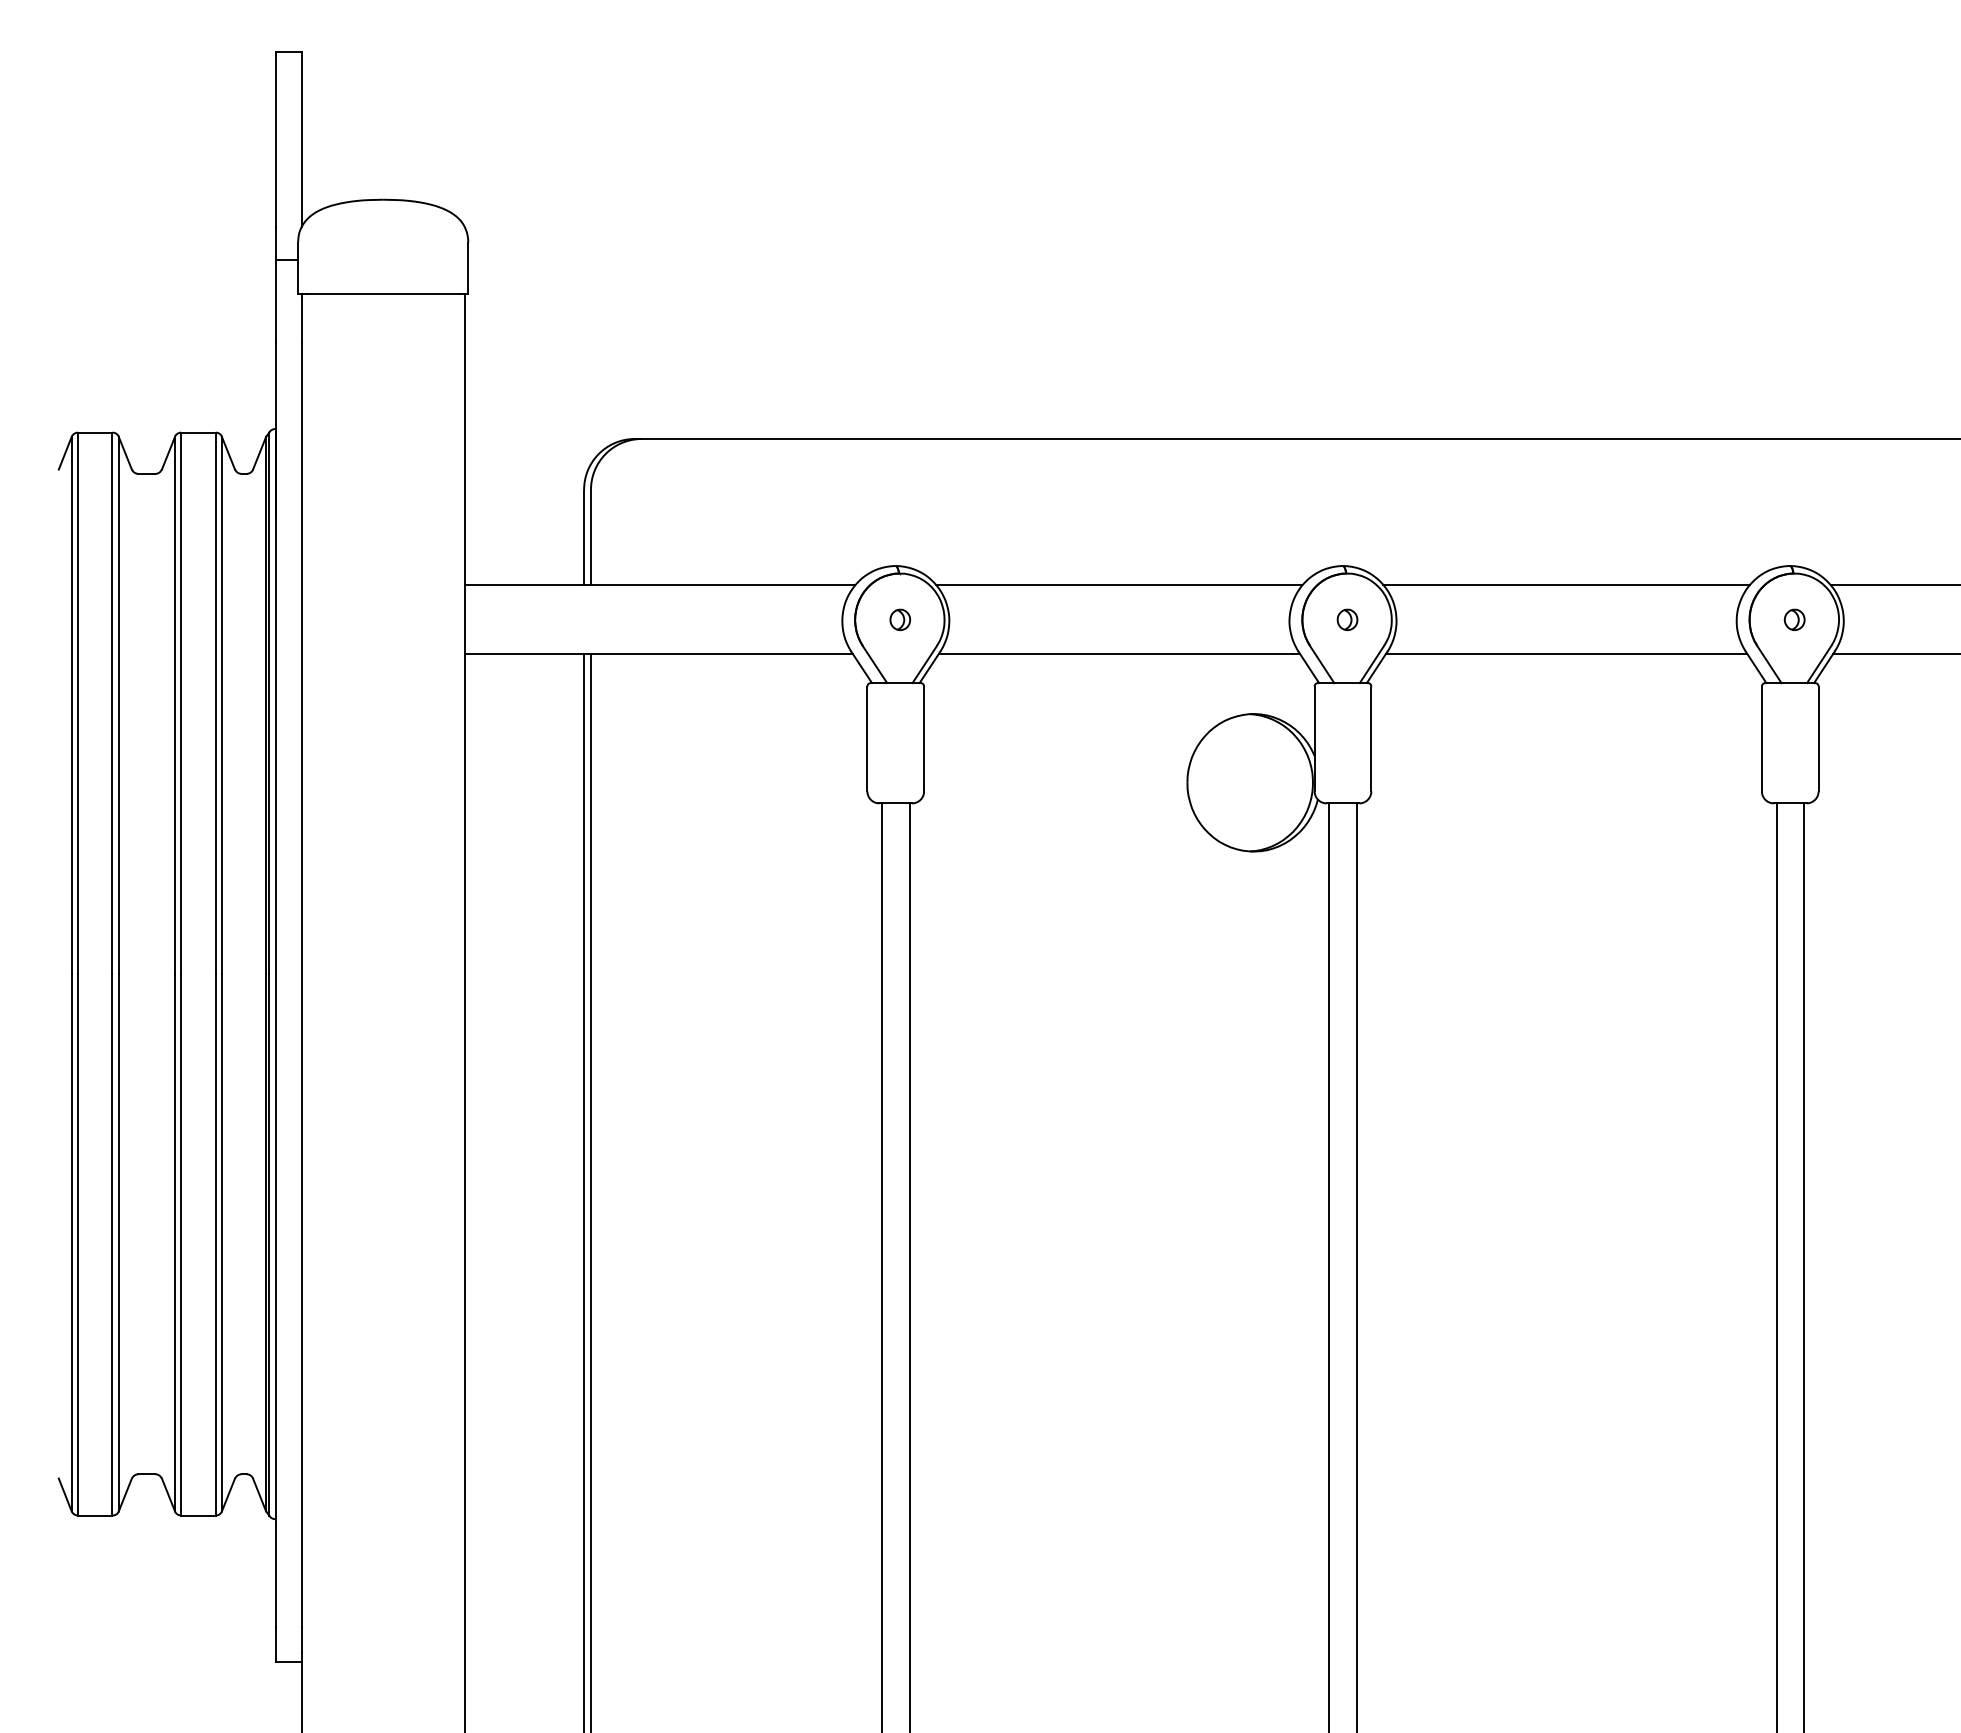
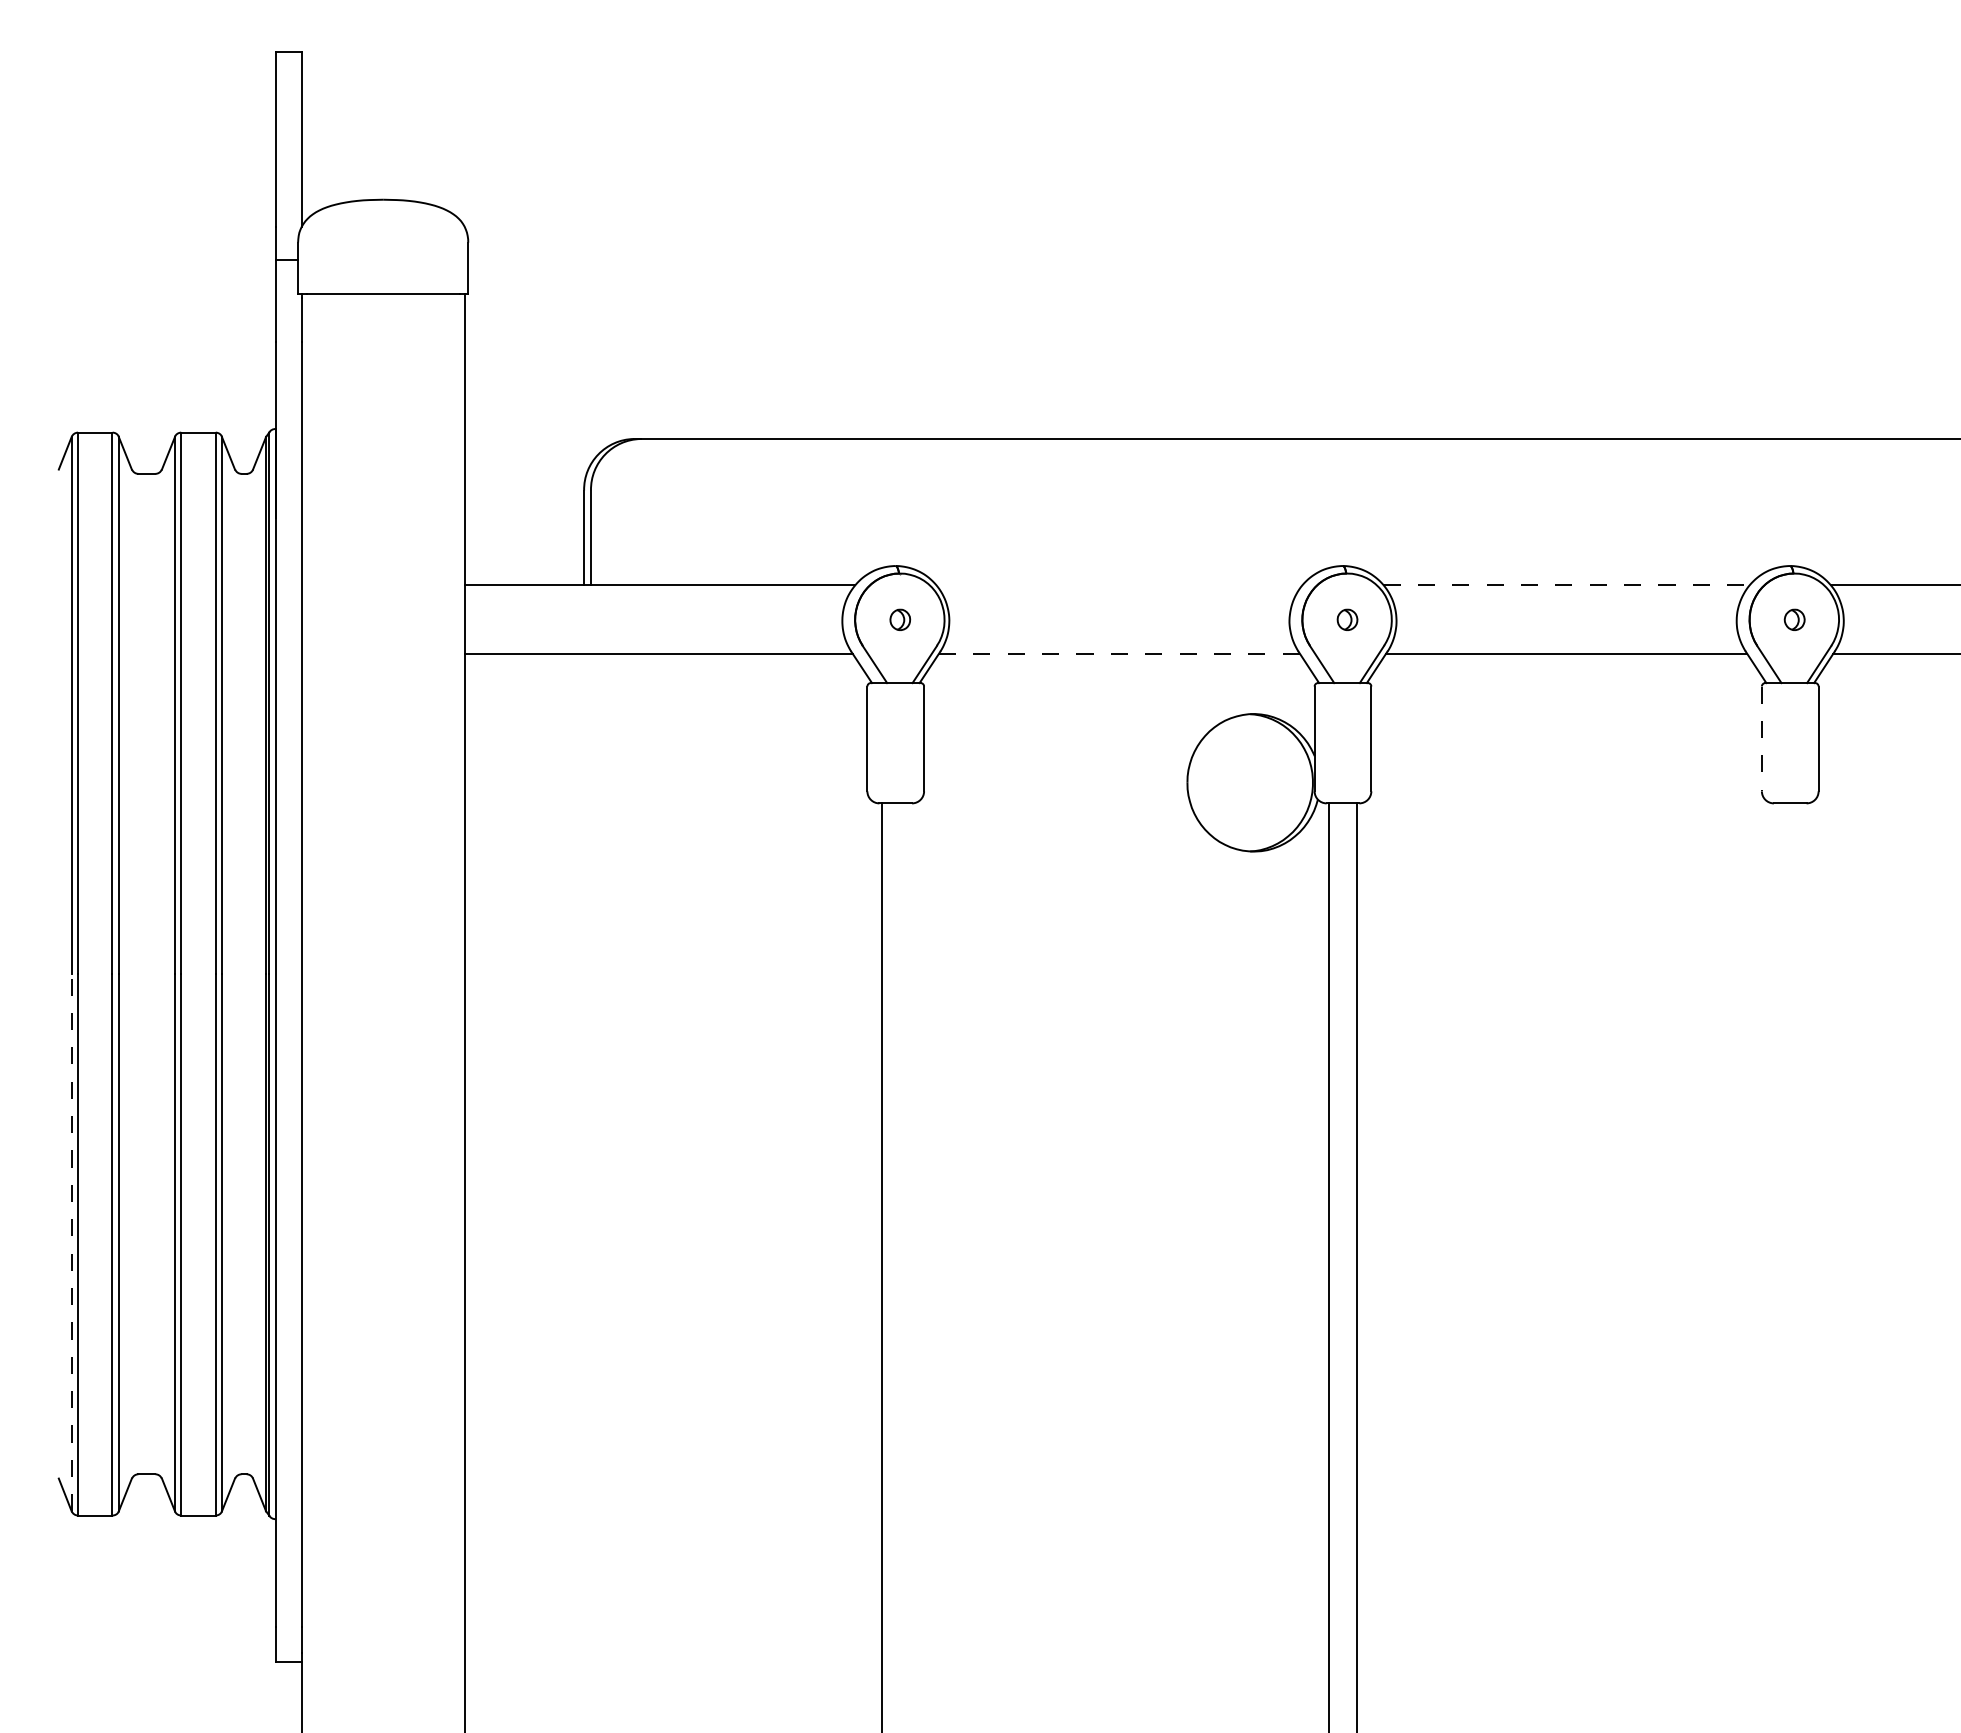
line: present -> none (1119, 585)
line: solid -> dashed (1567, 585)
line: solid -> dashed (1119, 653)
line: solid -> dashed (1761, 739)
line: present -> none (584, 1191)
line: present -> none (591, 1191)
line: solid -> dashed (71, 1242)
line: present -> none (909, 1266)
line: present -> none (1776, 1266)
line: present -> none (1804, 1266)
